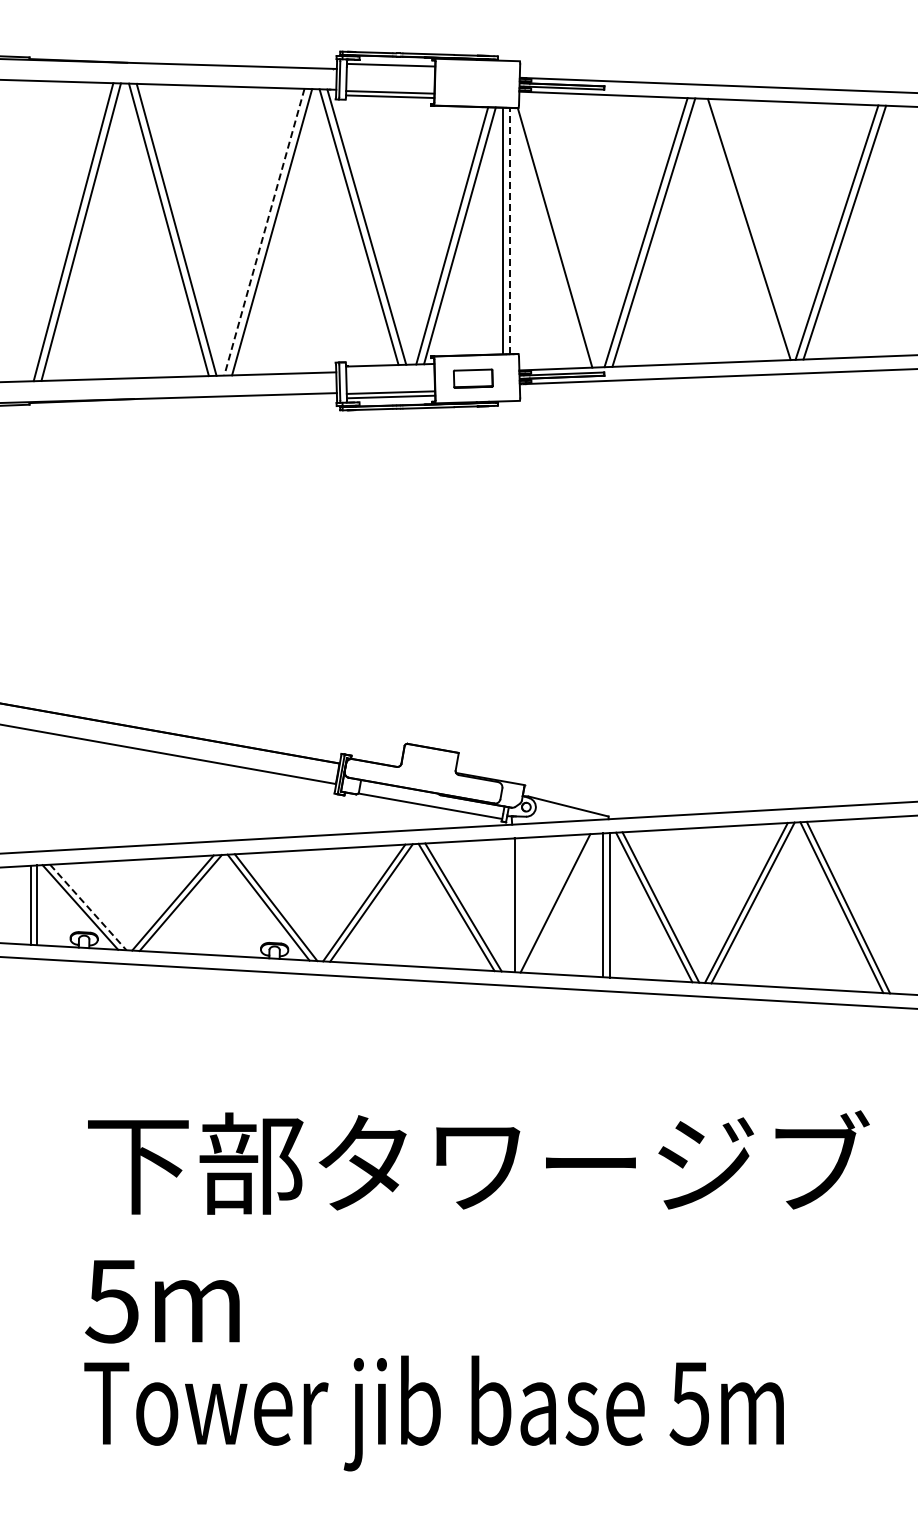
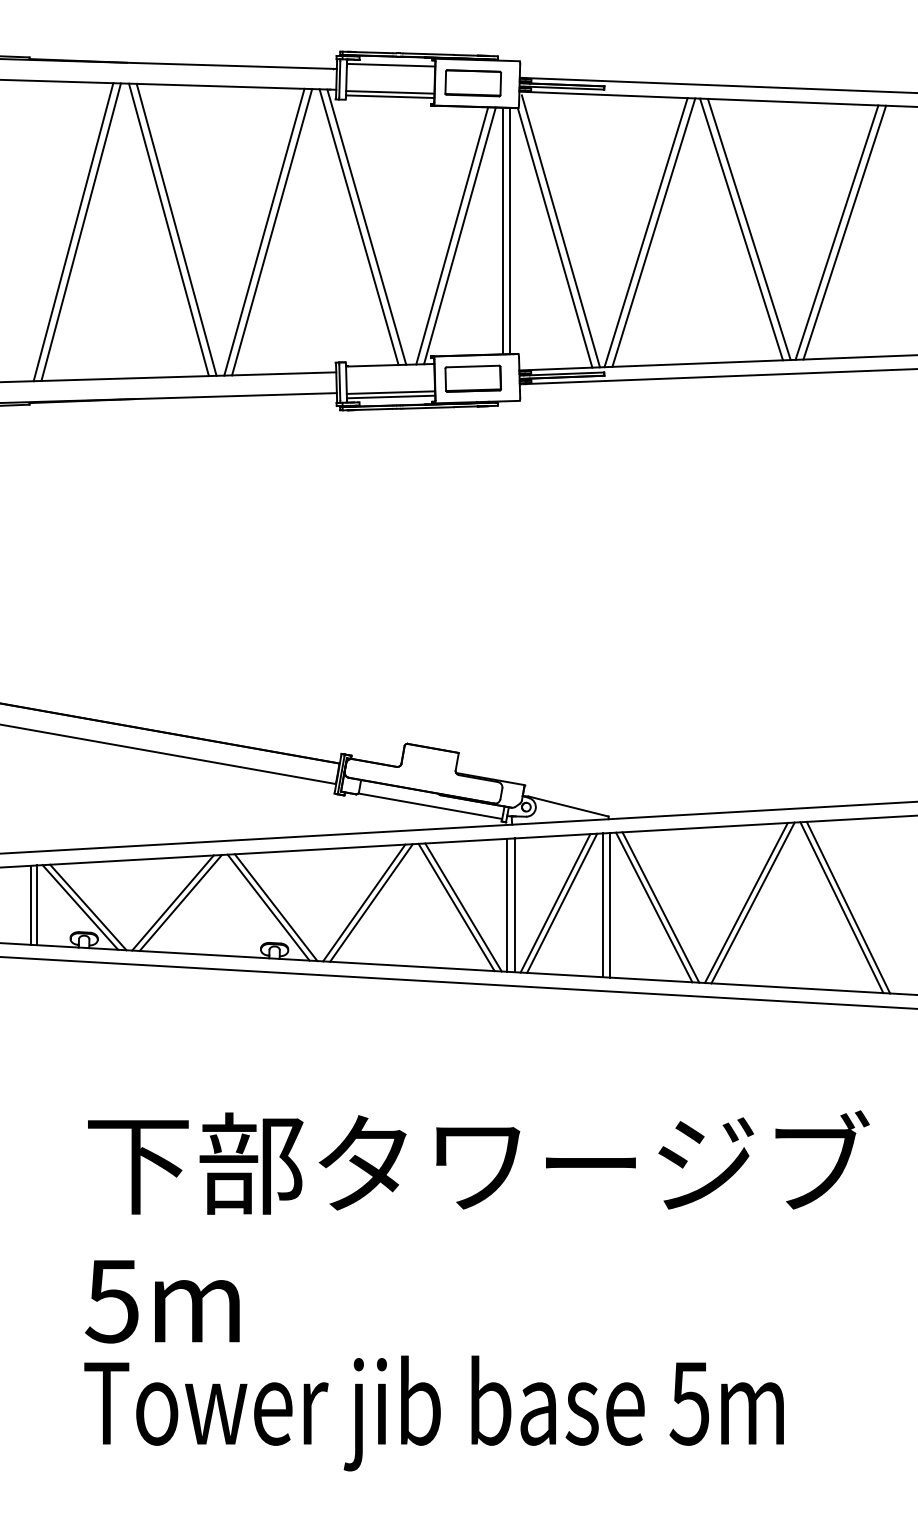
part: none -> present (472, 83)
line: none -> present (741, 229)
line: dashed -> solid (510, 230)
line: none -> present (560, 231)
line: dashed -> solid (264, 232)
part size: 41x21 px -> 59x29 px (473, 378)
line: none -> present (562, 902)
line: none -> present (507, 904)
line: dashed -> solid (88, 907)
